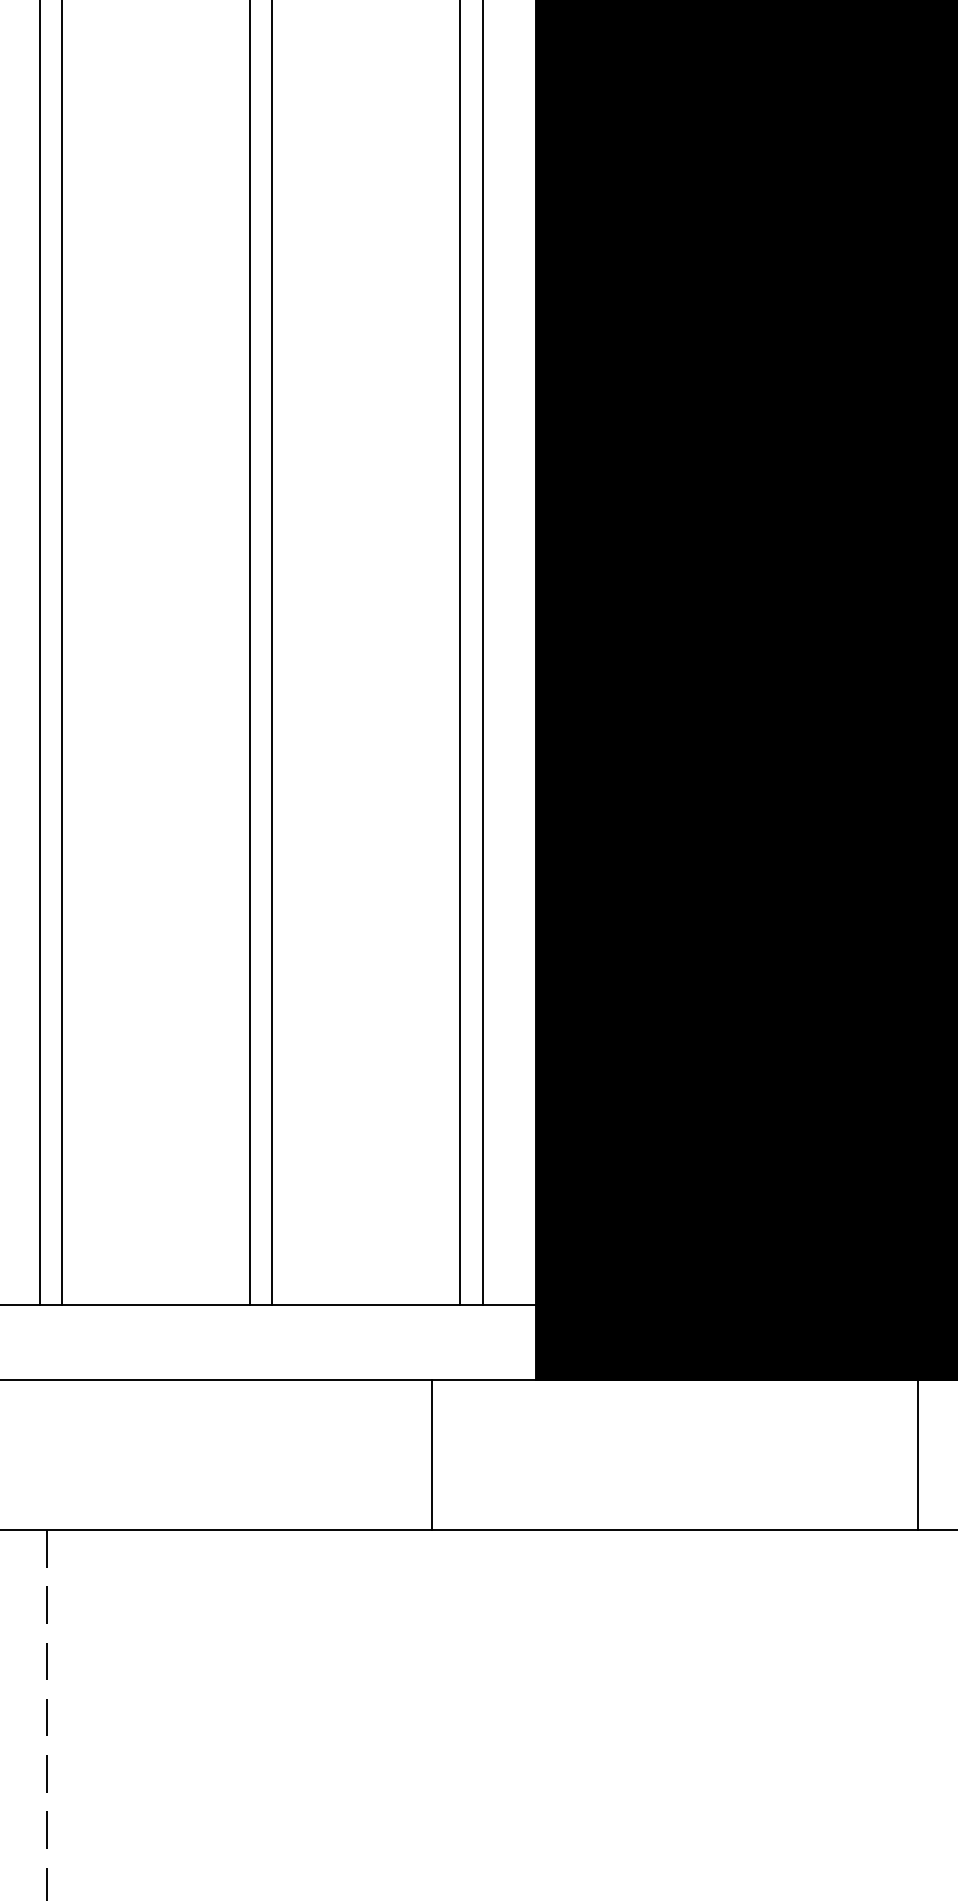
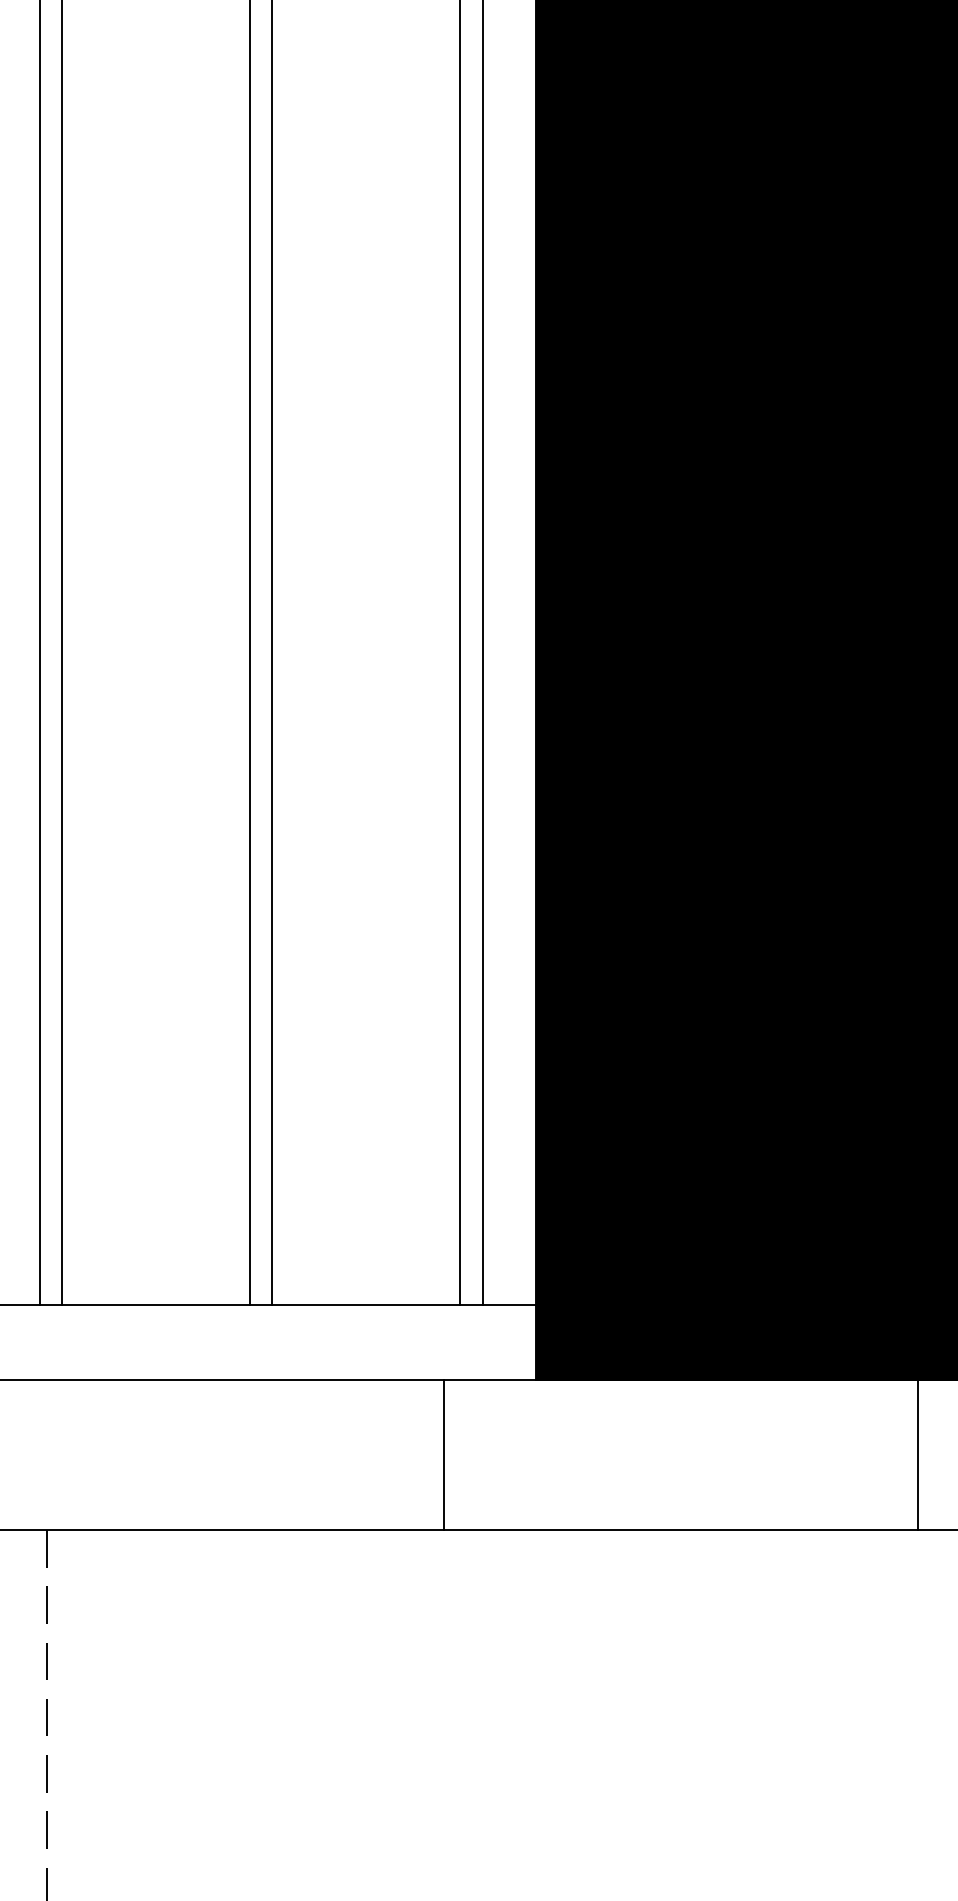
line position: (432, 1454) -> (444, 1454) (444, 1454)
